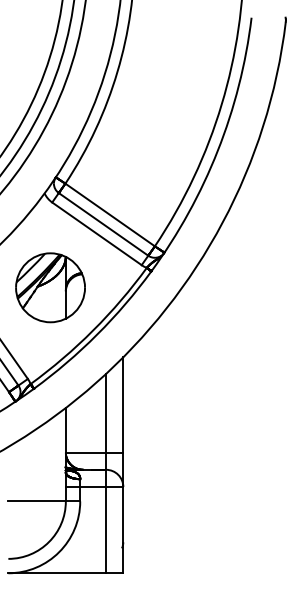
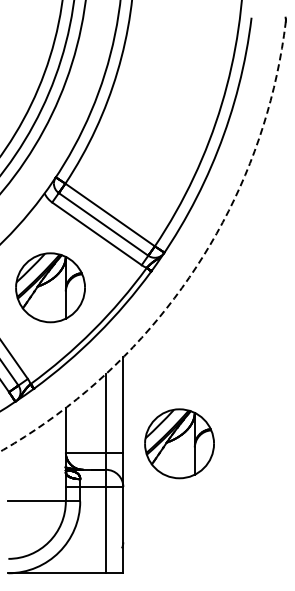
arc: solid -> dashed (196, 267)
part: none -> present (179, 443)
